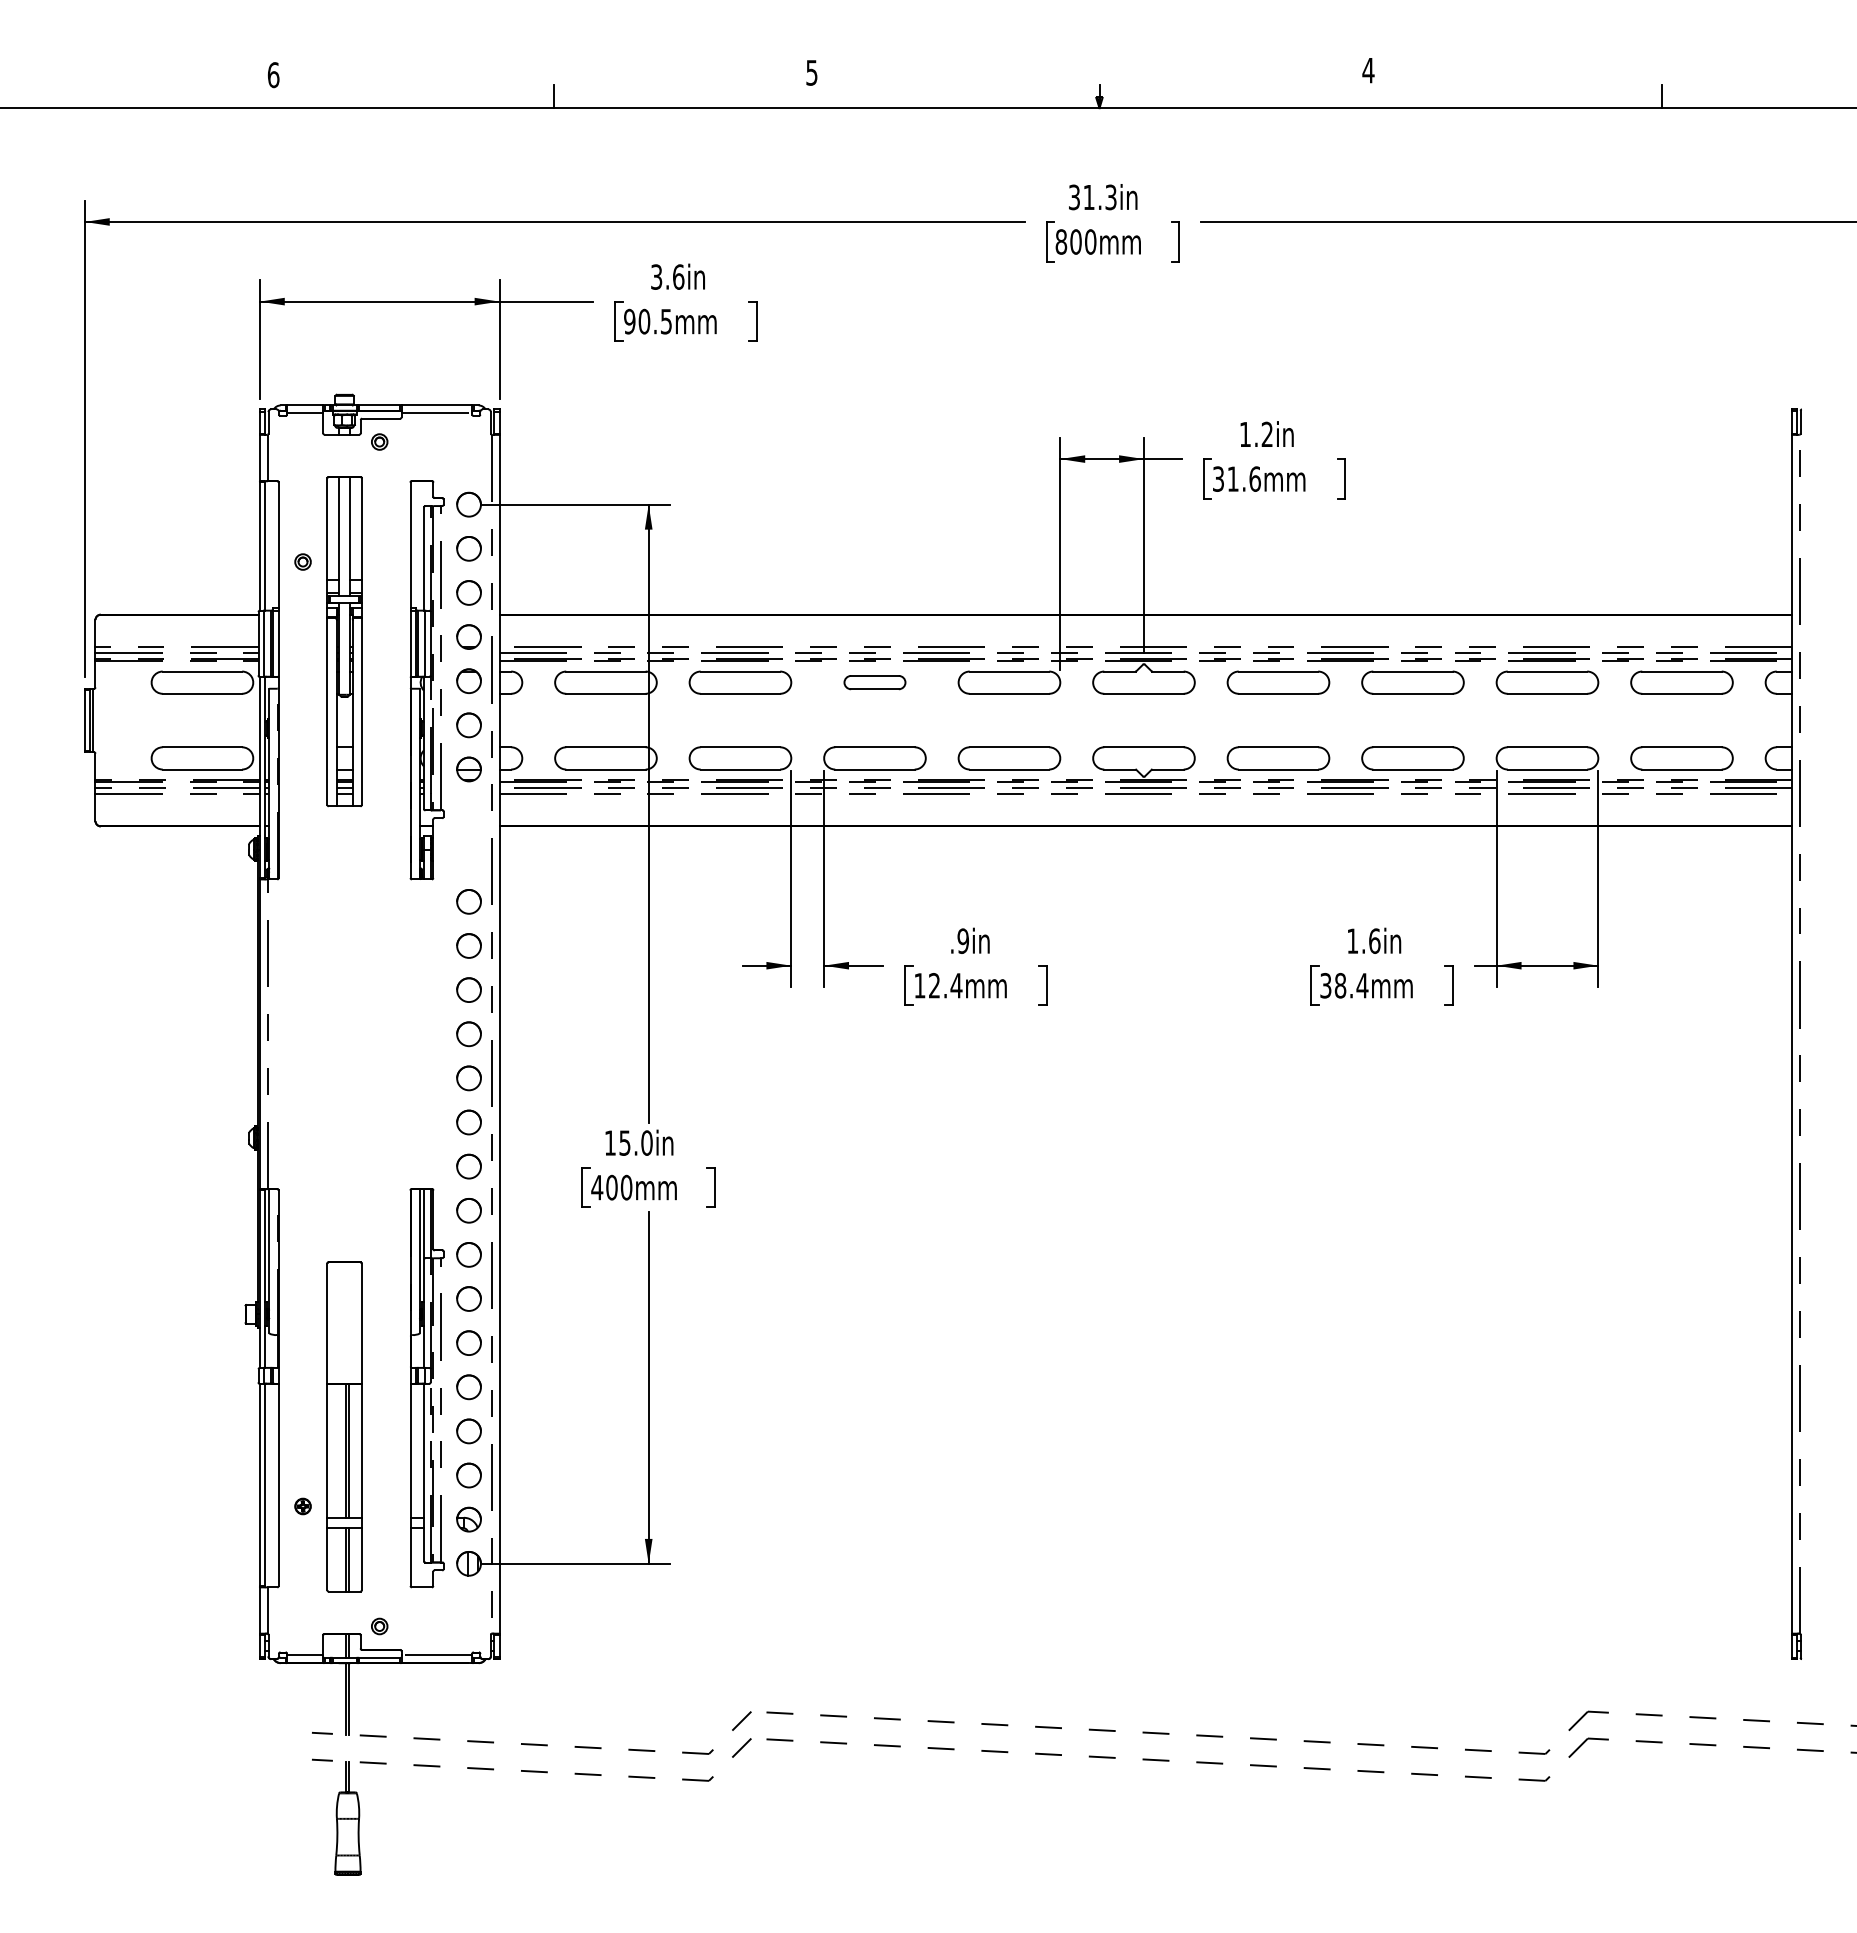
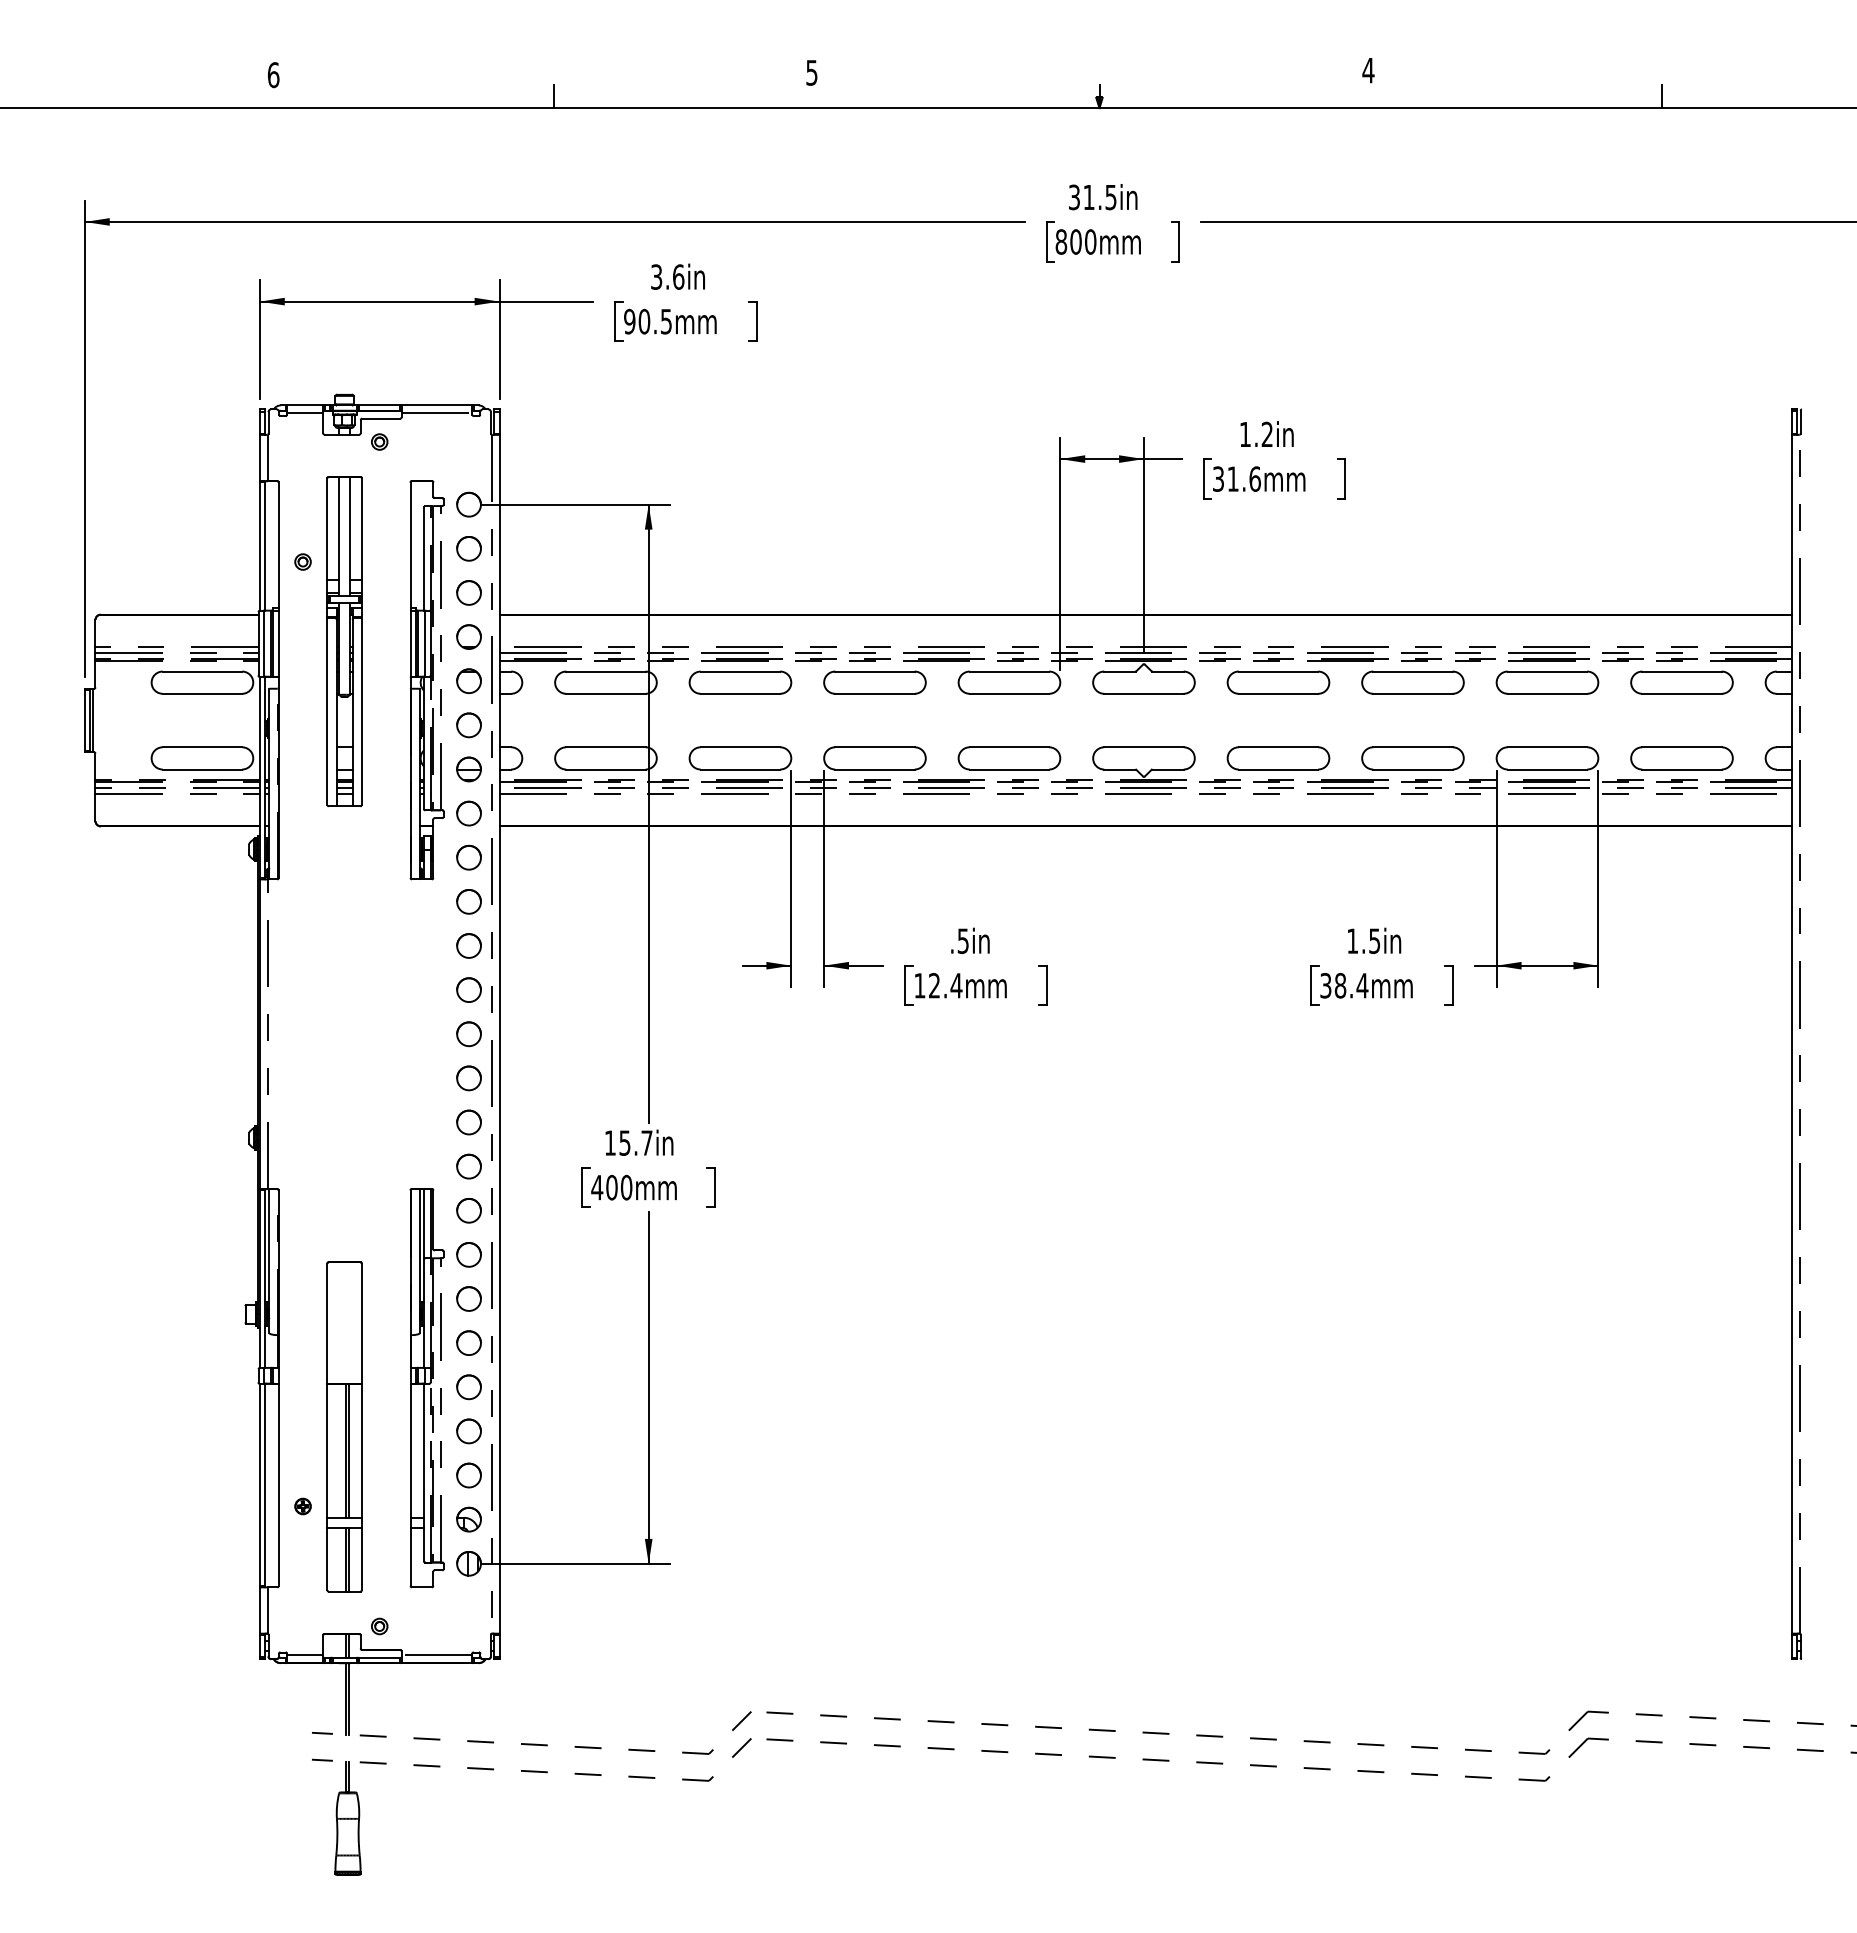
text: 31.3in -> 31.5in (1111, 196)
part size: 64x16 px -> 104x25 px (874, 682)
part: none -> present (468, 813)
part: none -> present (468, 857)
text: .9in -> .5in (962, 940)
text: 1.6in -> 1.5in (1374, 941)
text: 15.0in -> 15.7in (646, 1142)
